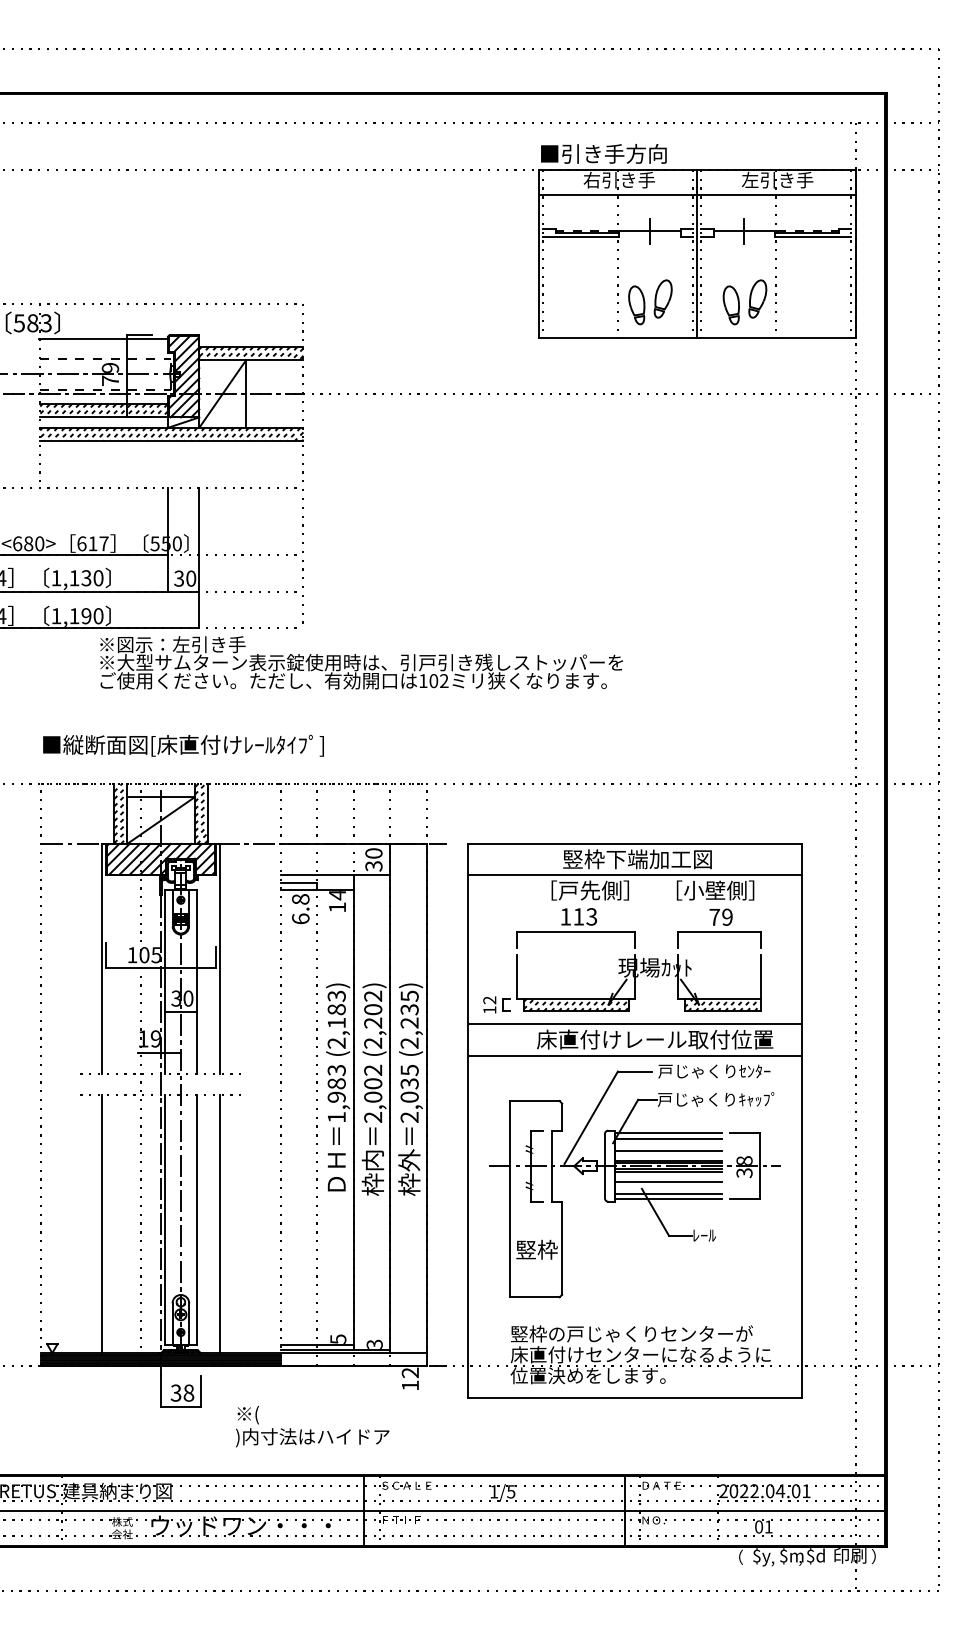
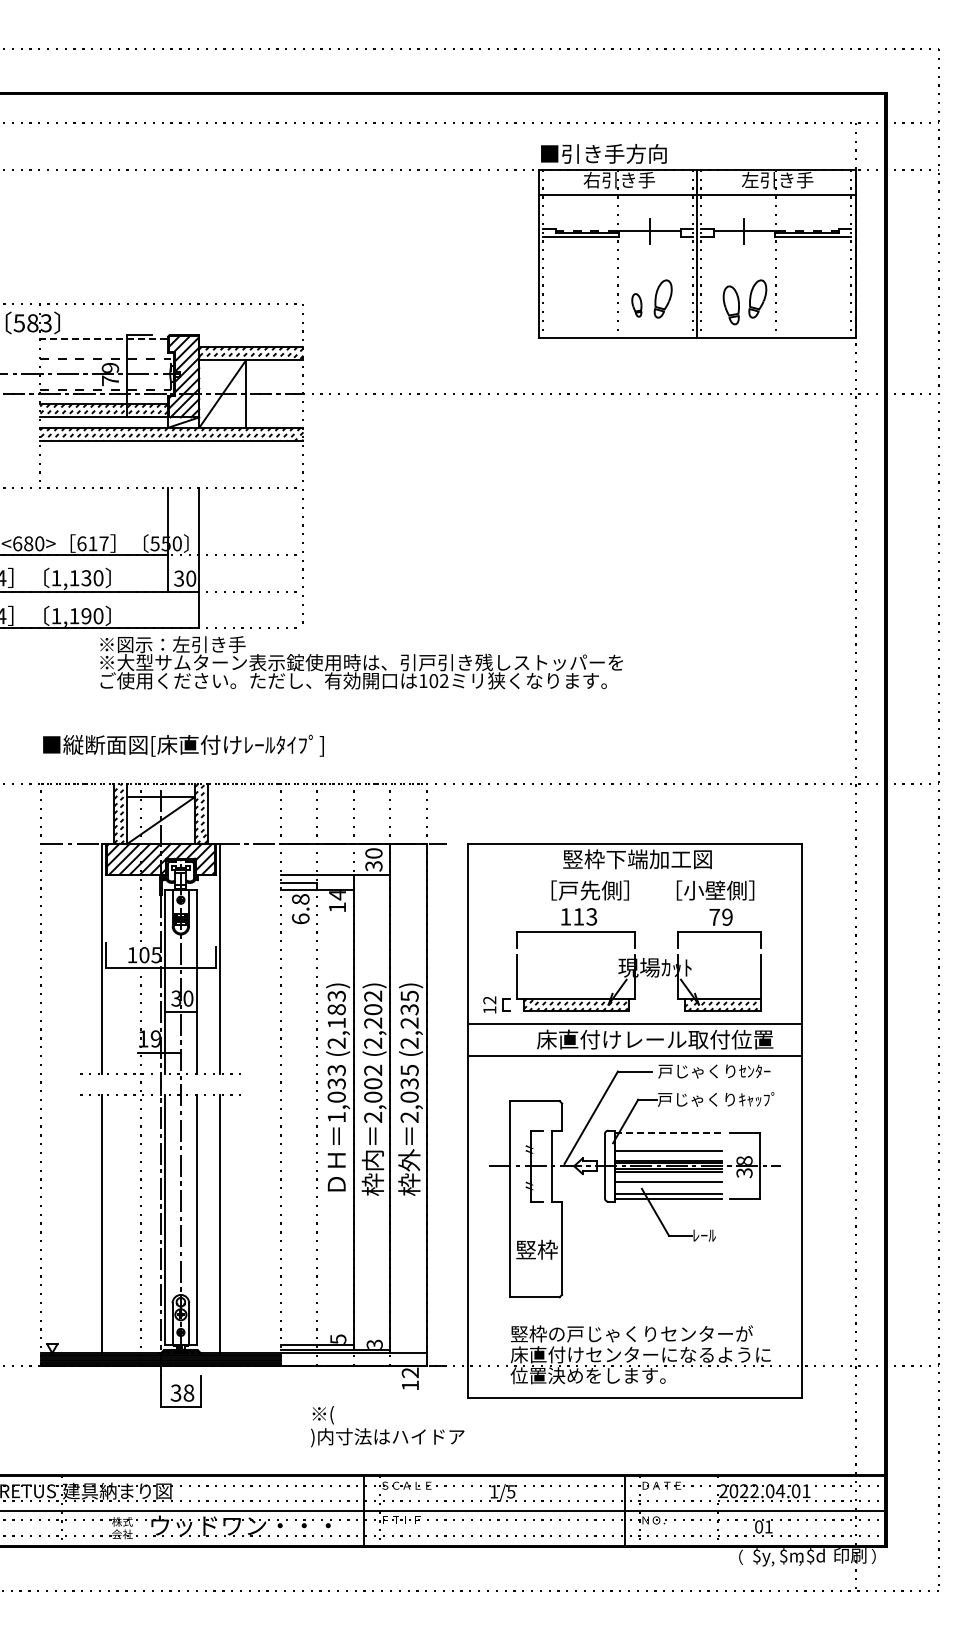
part size: 18x41 px -> 12x25 px (636, 305)
line: solid -> dashed (103, 339)
line: present -> none (634, 875)
text: 1,983 -> 1,033 (336, 1090)
line: solid -> dashed (668, 1133)
line: present -> none (668, 1138)
text position: (312, 1426) -> (387, 1426) (387, 1426)
